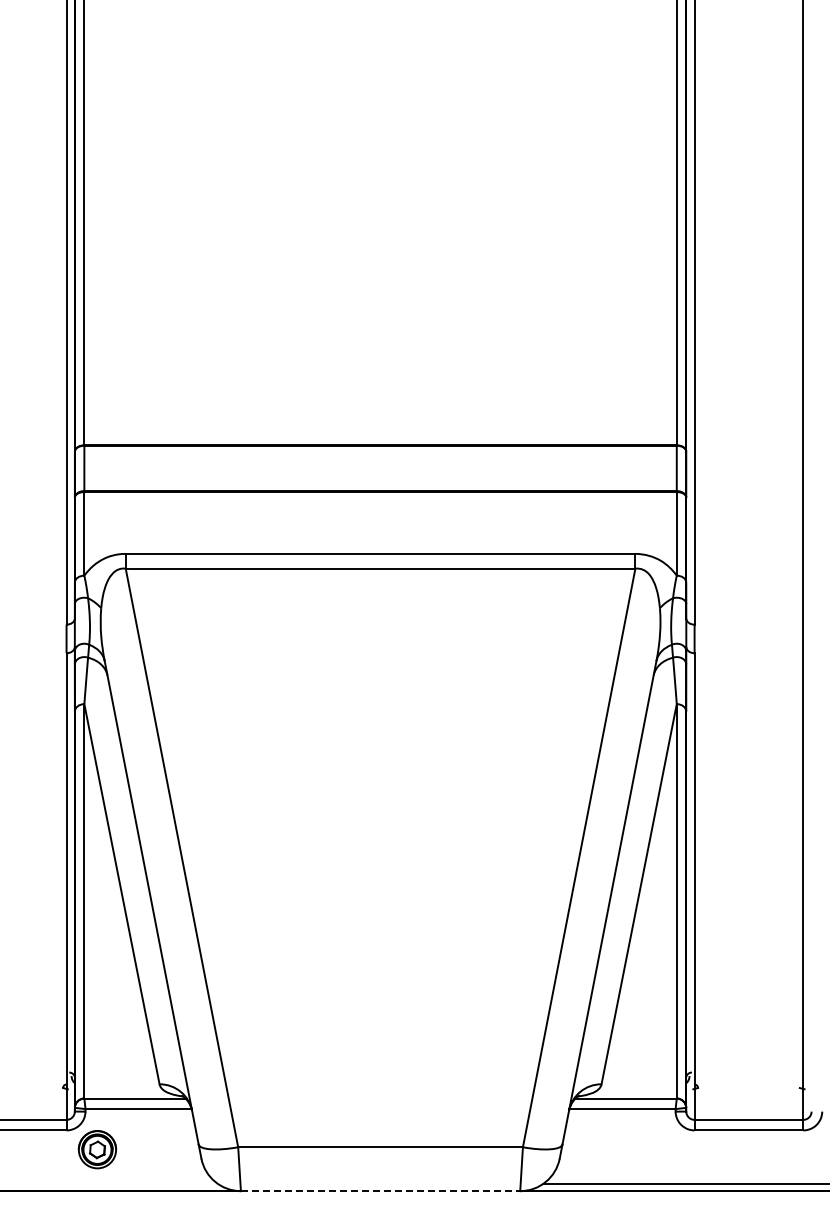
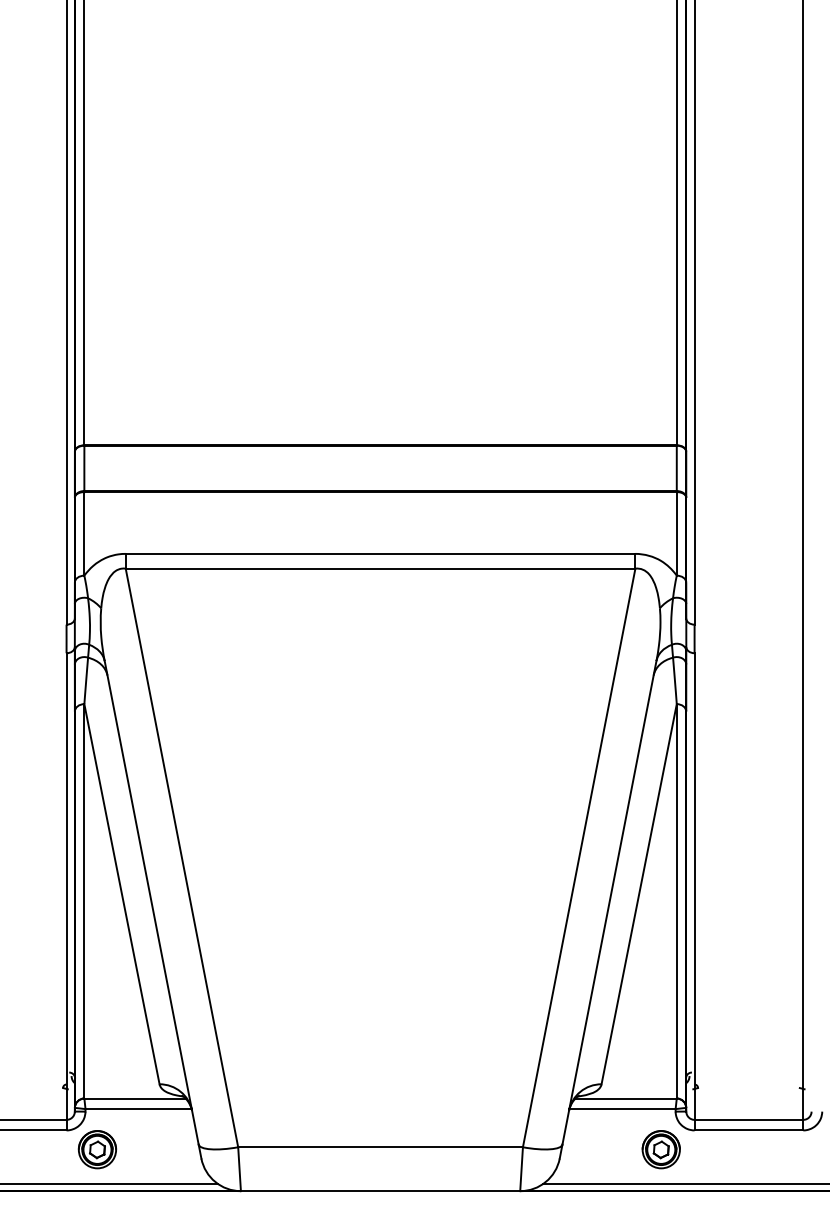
part: none -> present (660, 1149)
line: none -> present (110, 1184)
line: dashed -> solid (380, 1191)
